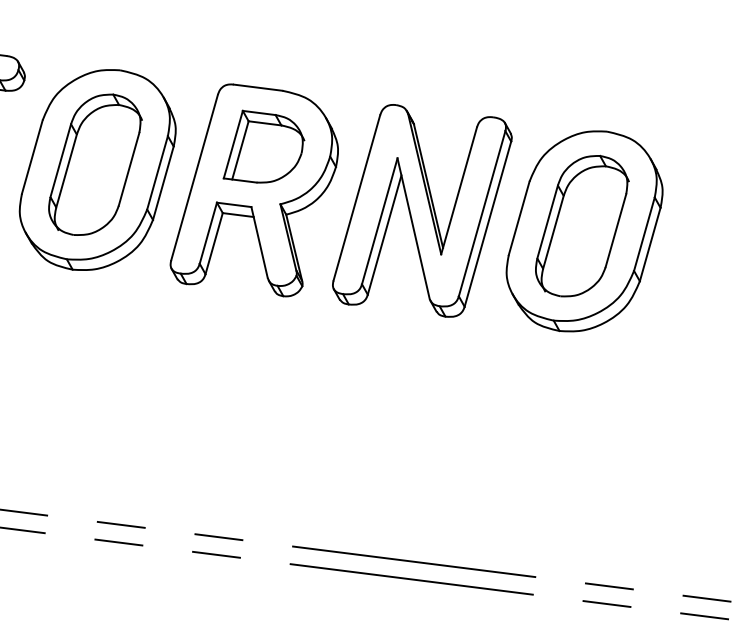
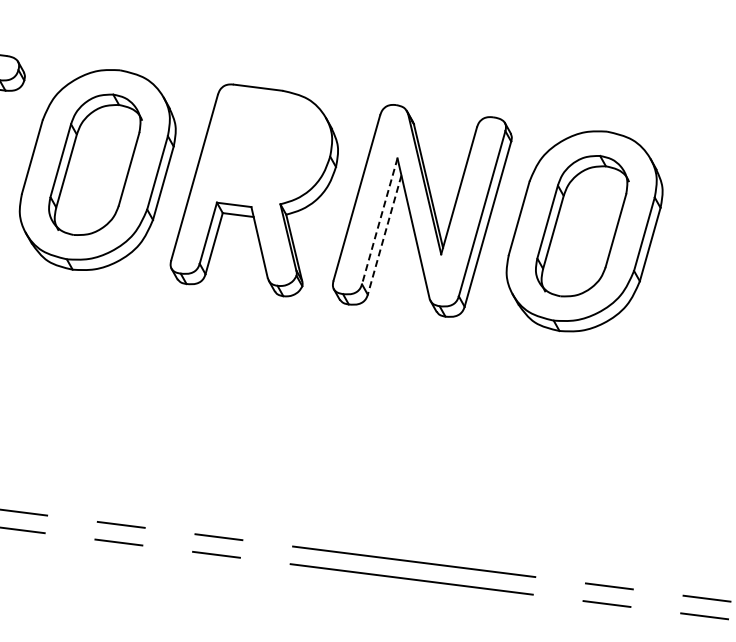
part: present -> none (263, 146)
line: solid -> dashed (379, 221)
line: solid -> dashed (384, 235)
